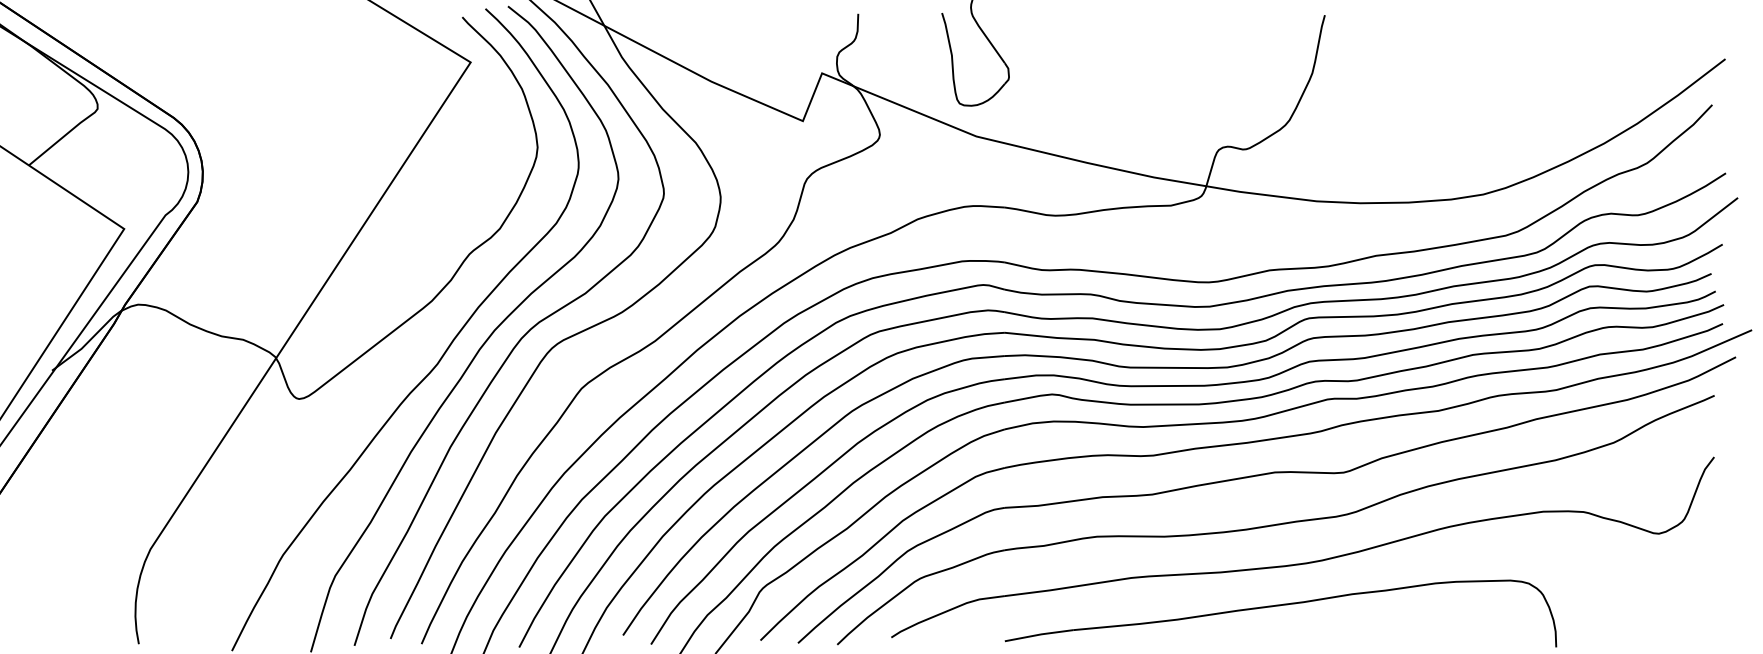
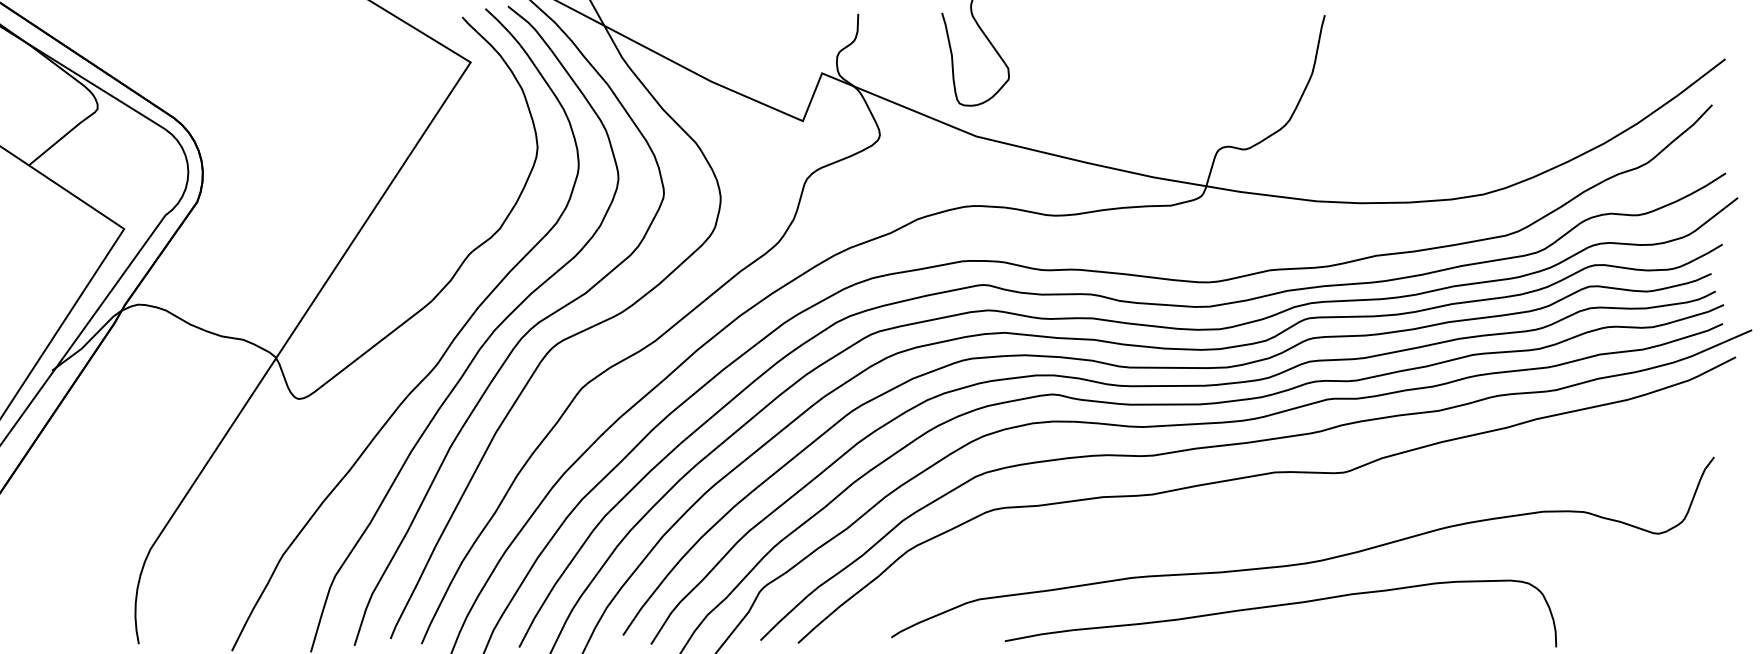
part: present -> none (1275, 520)
